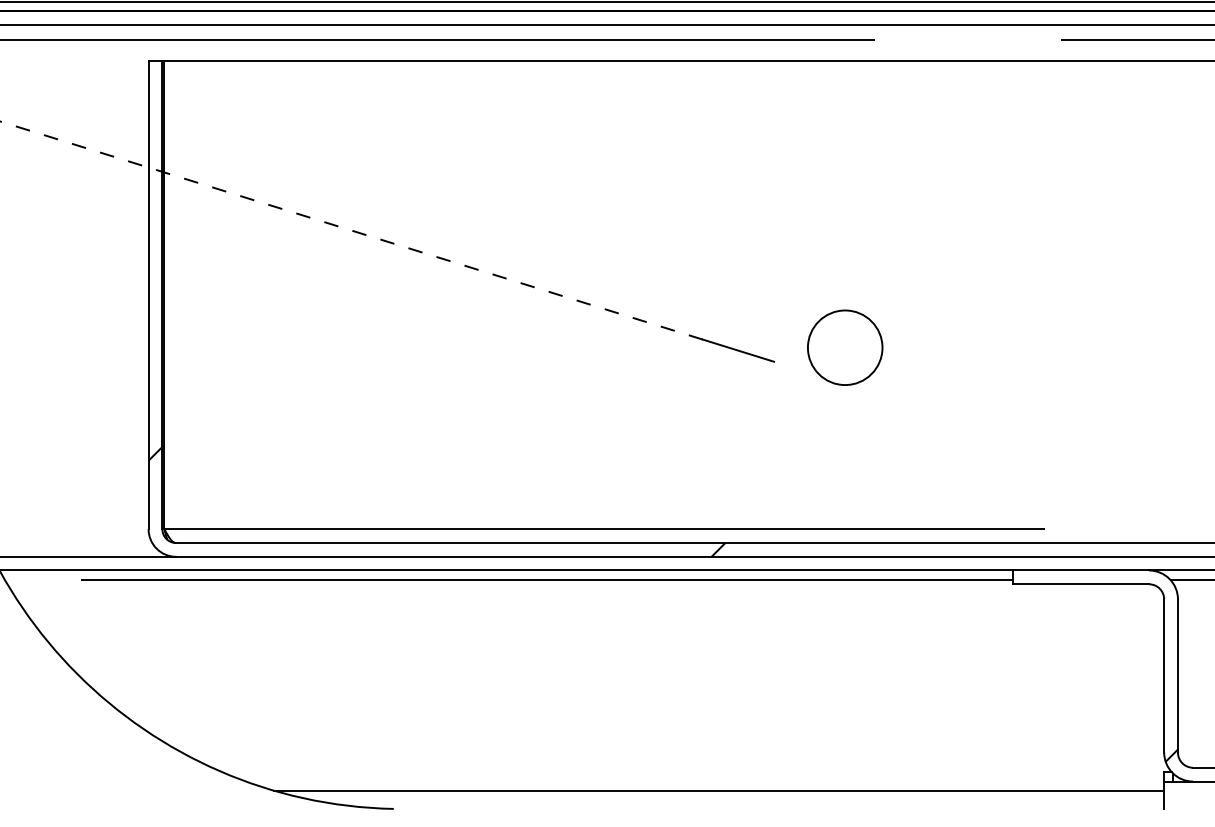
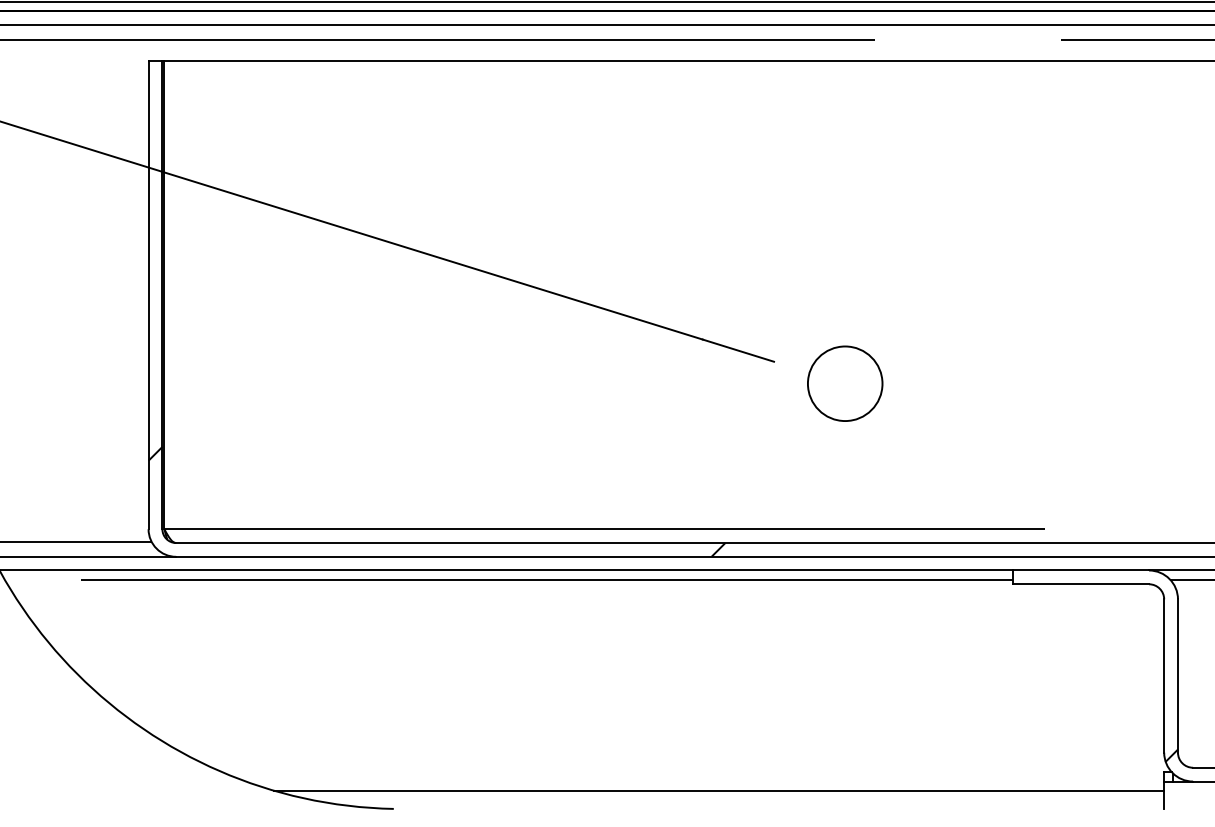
line: dashed -> solid (351, 230)
circle position: (845, 347) -> (845, 383) (845, 383)
line: none -> present (77, 541)
